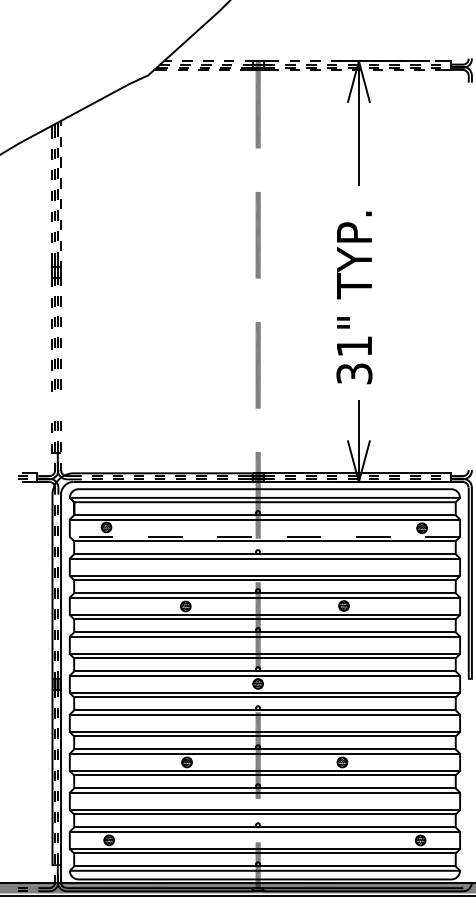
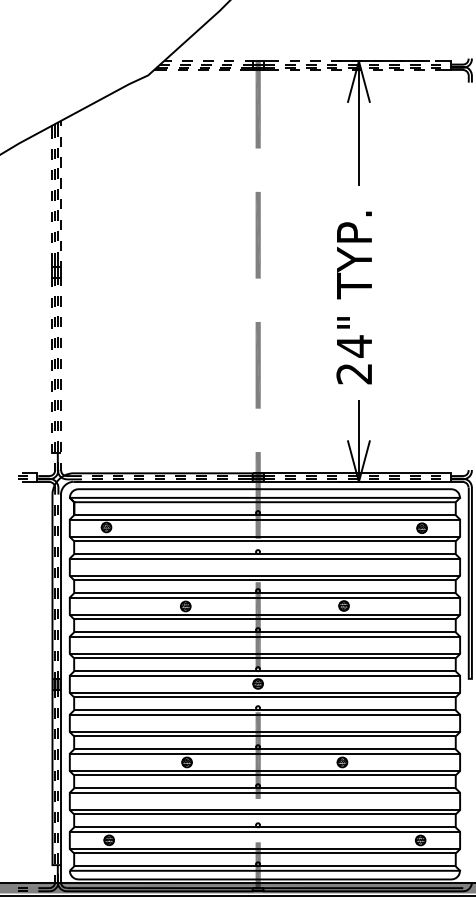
text: 31" -> 24" (354, 359)
part: none -> present (56, 405)
line: dashed -> solid (264, 536)
